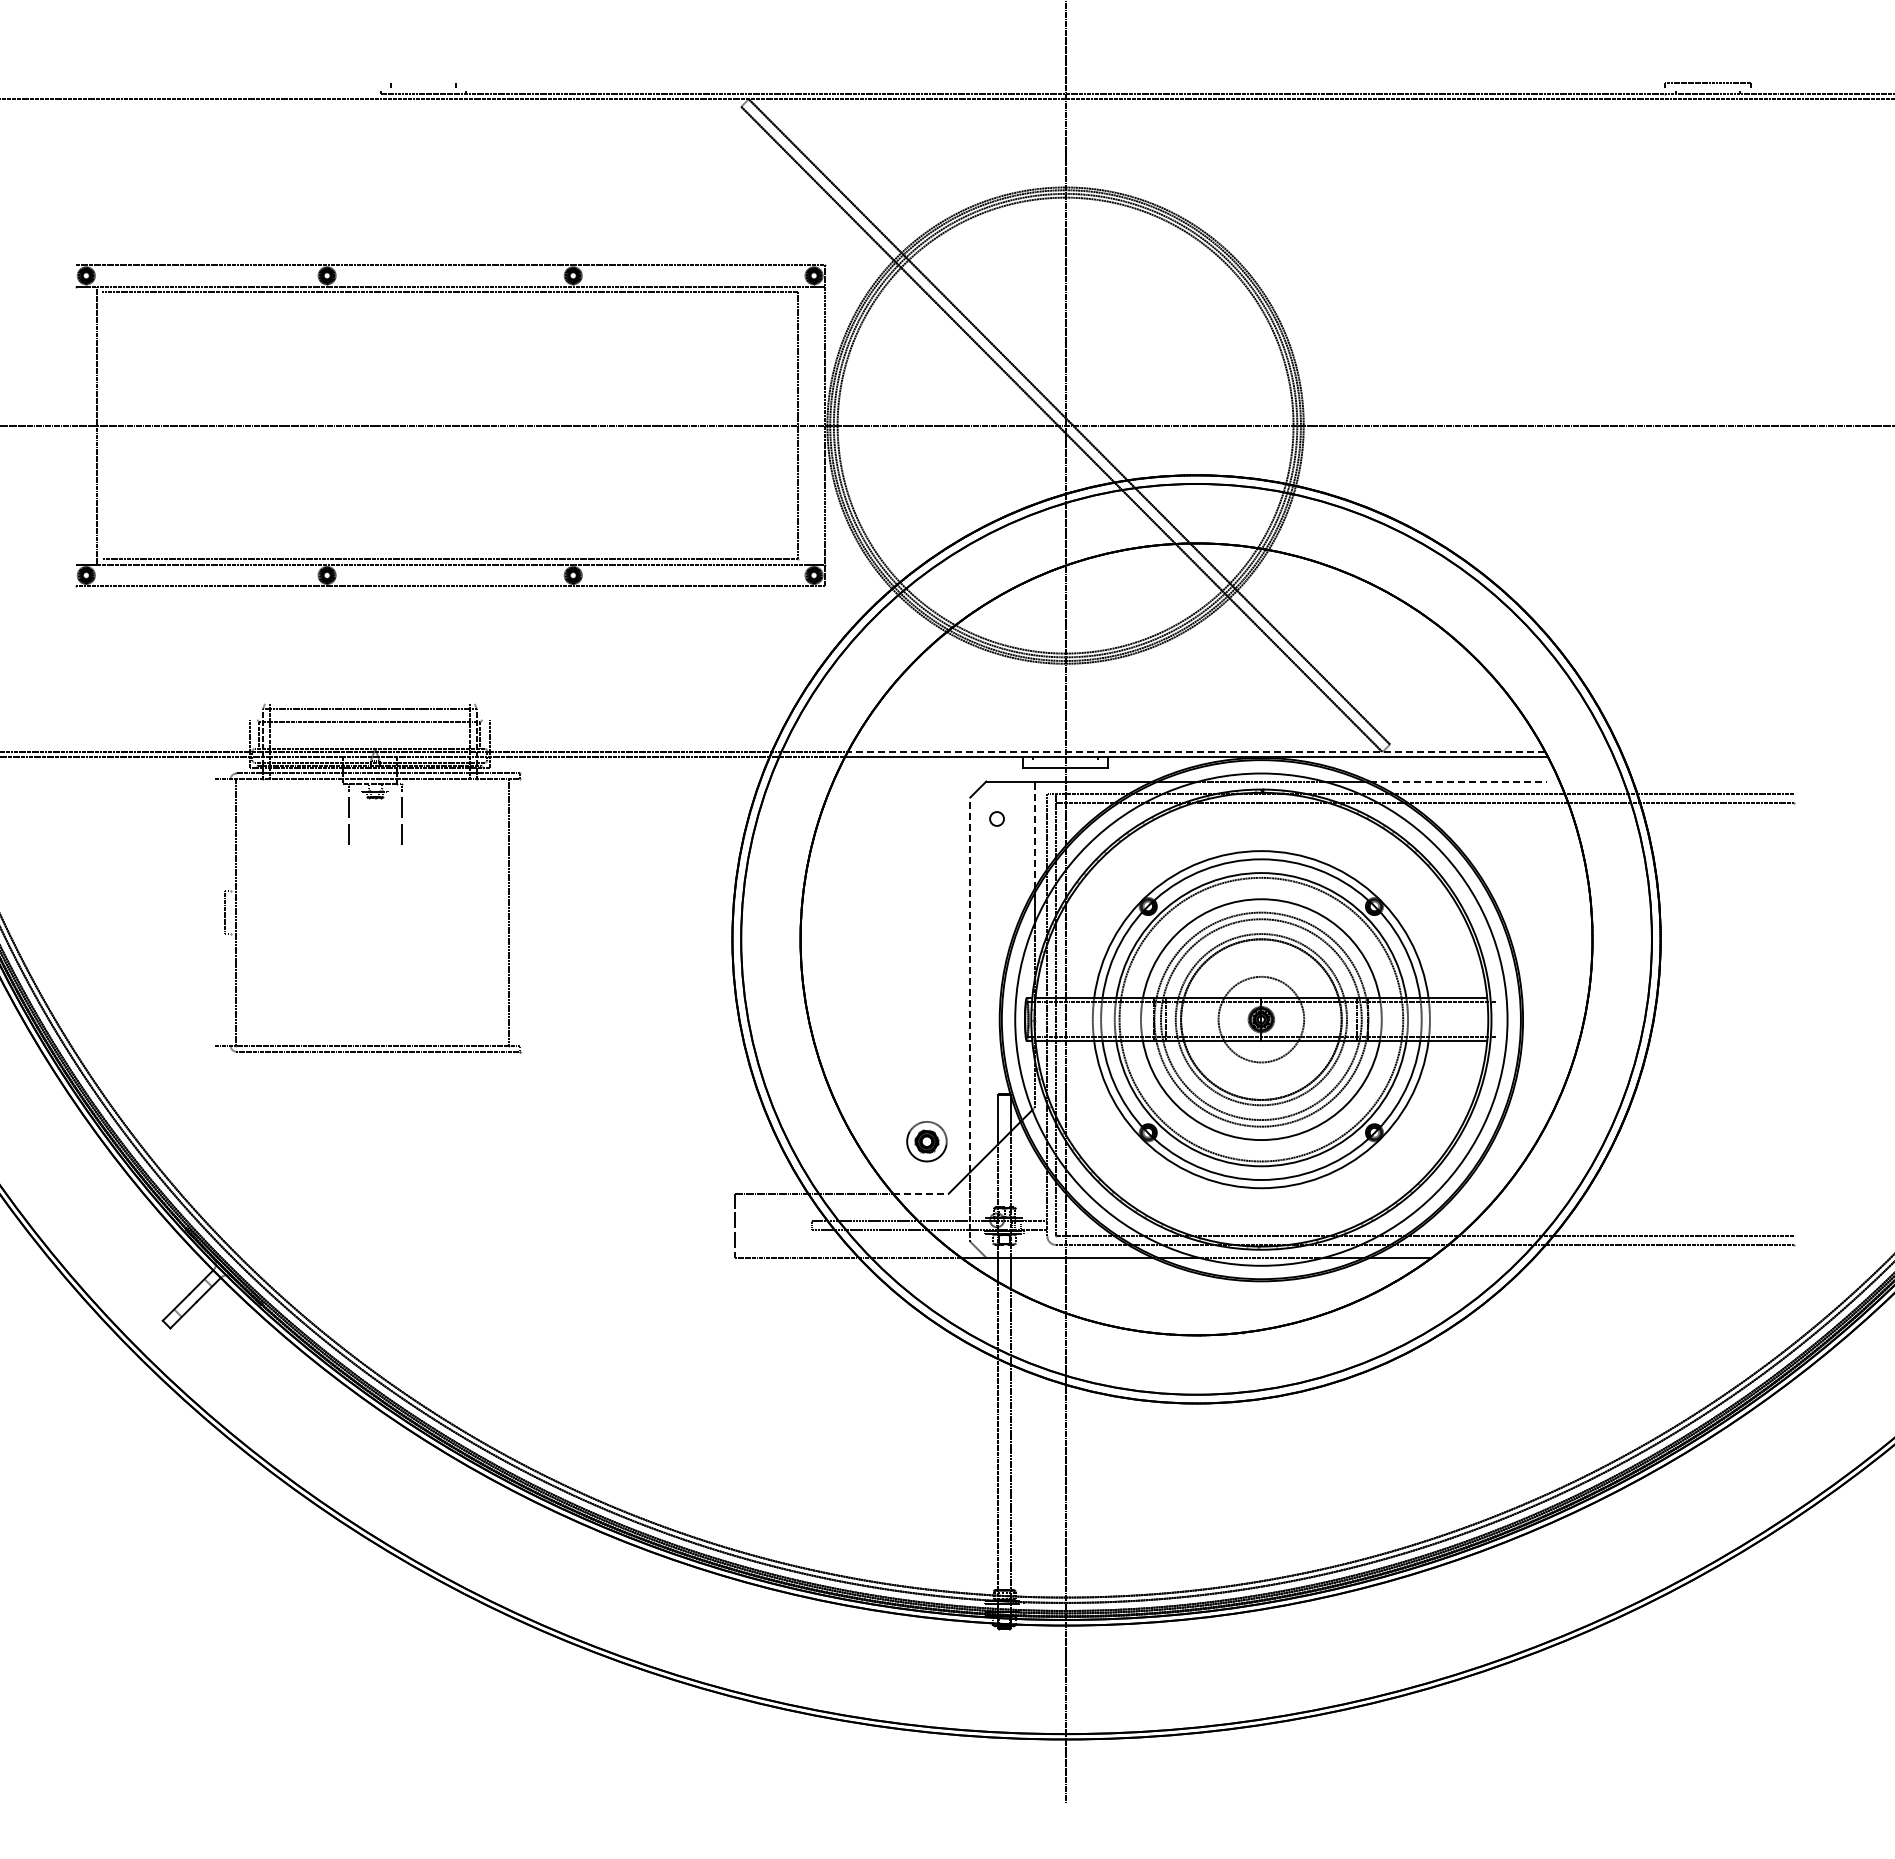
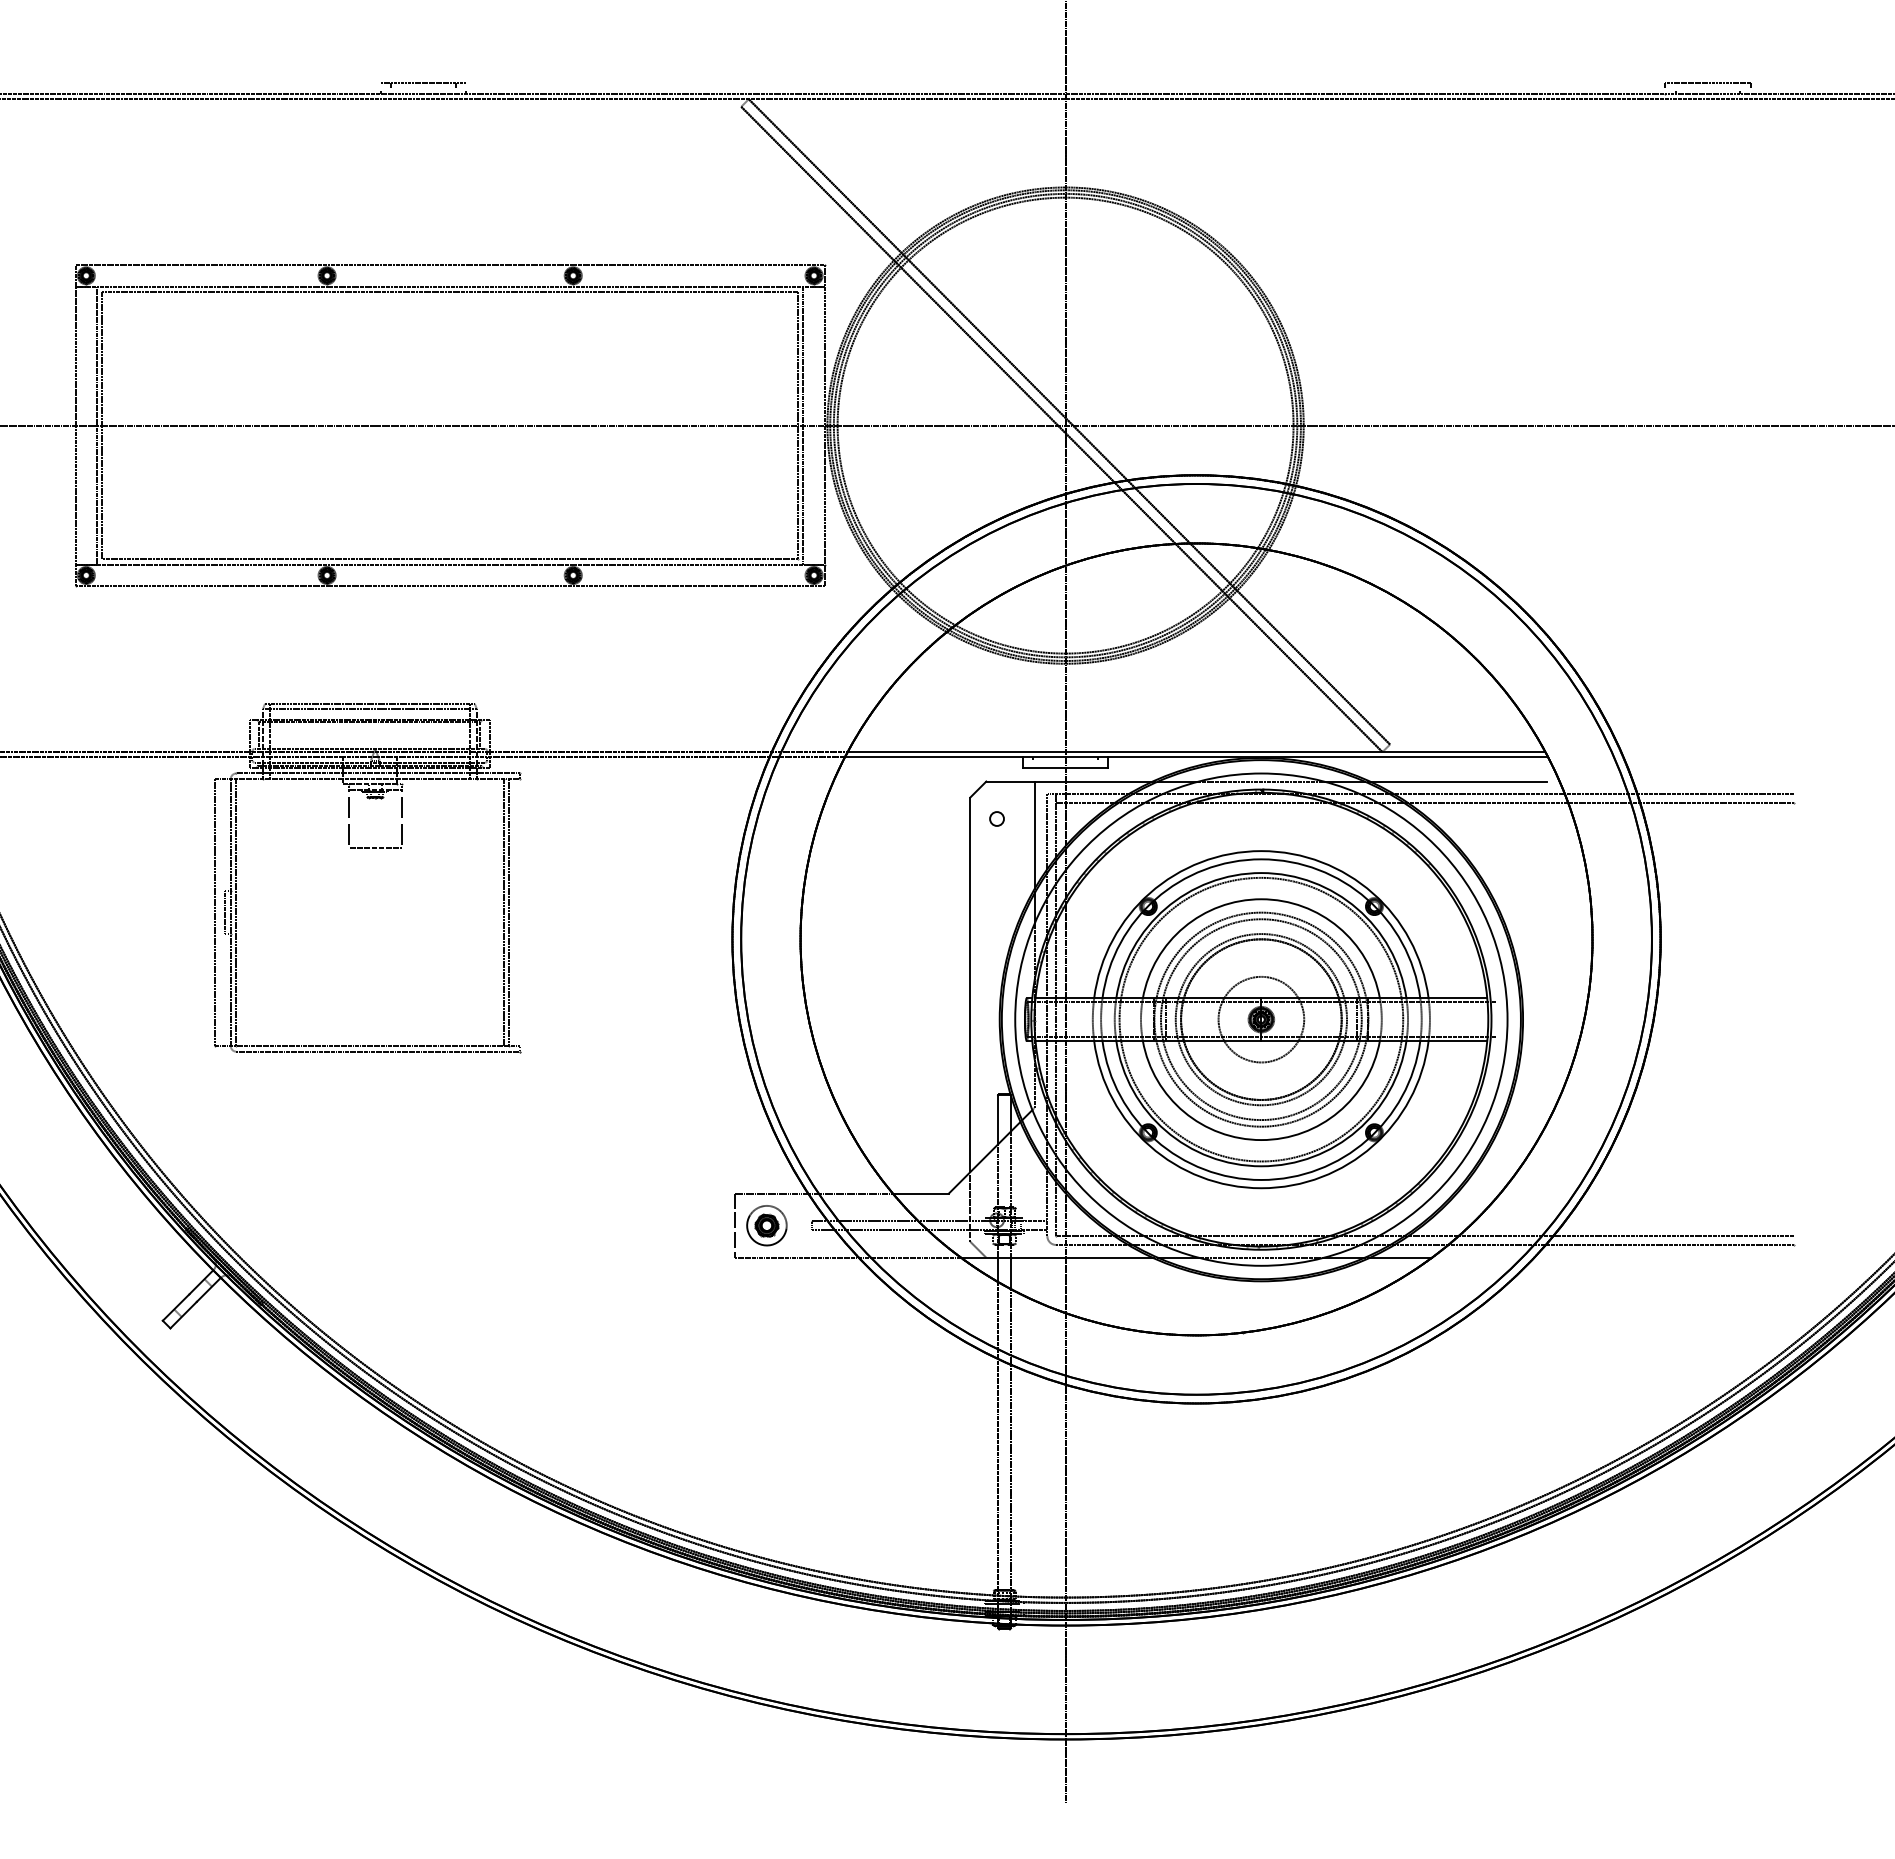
line: none -> present (423, 83)
line: none -> present (191, 93)
line: none -> present (75, 425)
line: none -> present (102, 425)
line: none -> present (803, 425)
line: none -> present (369, 703)
line: none -> present (369, 719)
line: dashed -> solid (1196, 752)
line: dashed -> solid (1458, 781)
line: none -> present (375, 789)
line: dashed -> solid (1034, 835)
line: none -> present (375, 848)
line: none -> present (214, 912)
line: none -> present (230, 912)
line: none -> present (503, 912)
line: dashed -> solid (970, 984)
part position: (926, 1141) -> (766, 1225) (766, 1225)
line: dashed -> solid (920, 1193)
